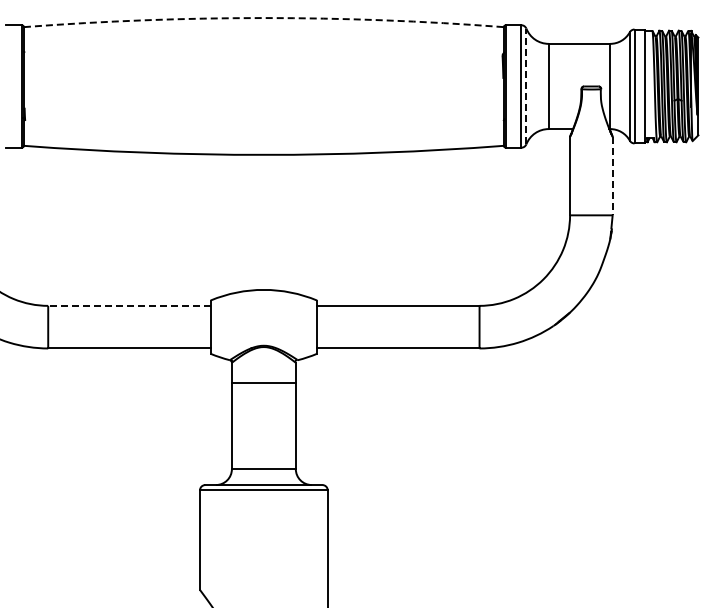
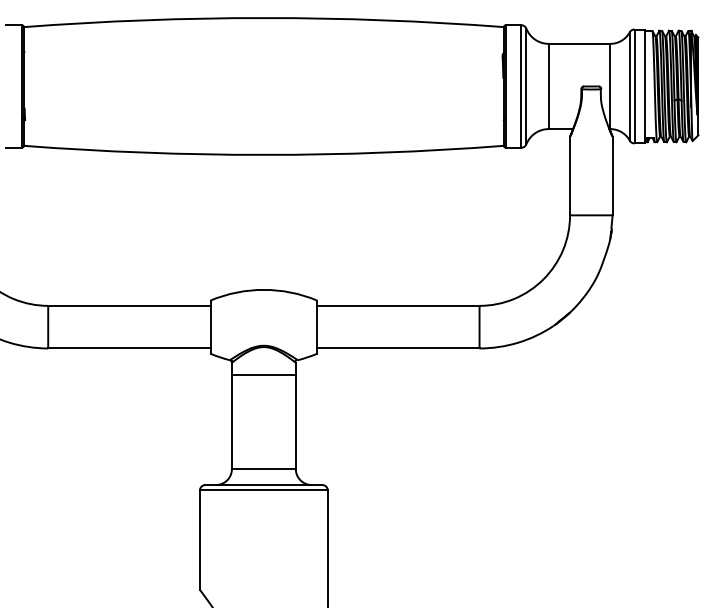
arc: dashed -> solid (263, 18)
line: dashed -> solid (526, 86)
line: dashed -> solid (612, 176)
line: dashed -> solid (128, 305)
line position: (263, 383) -> (263, 375) (263, 375)
